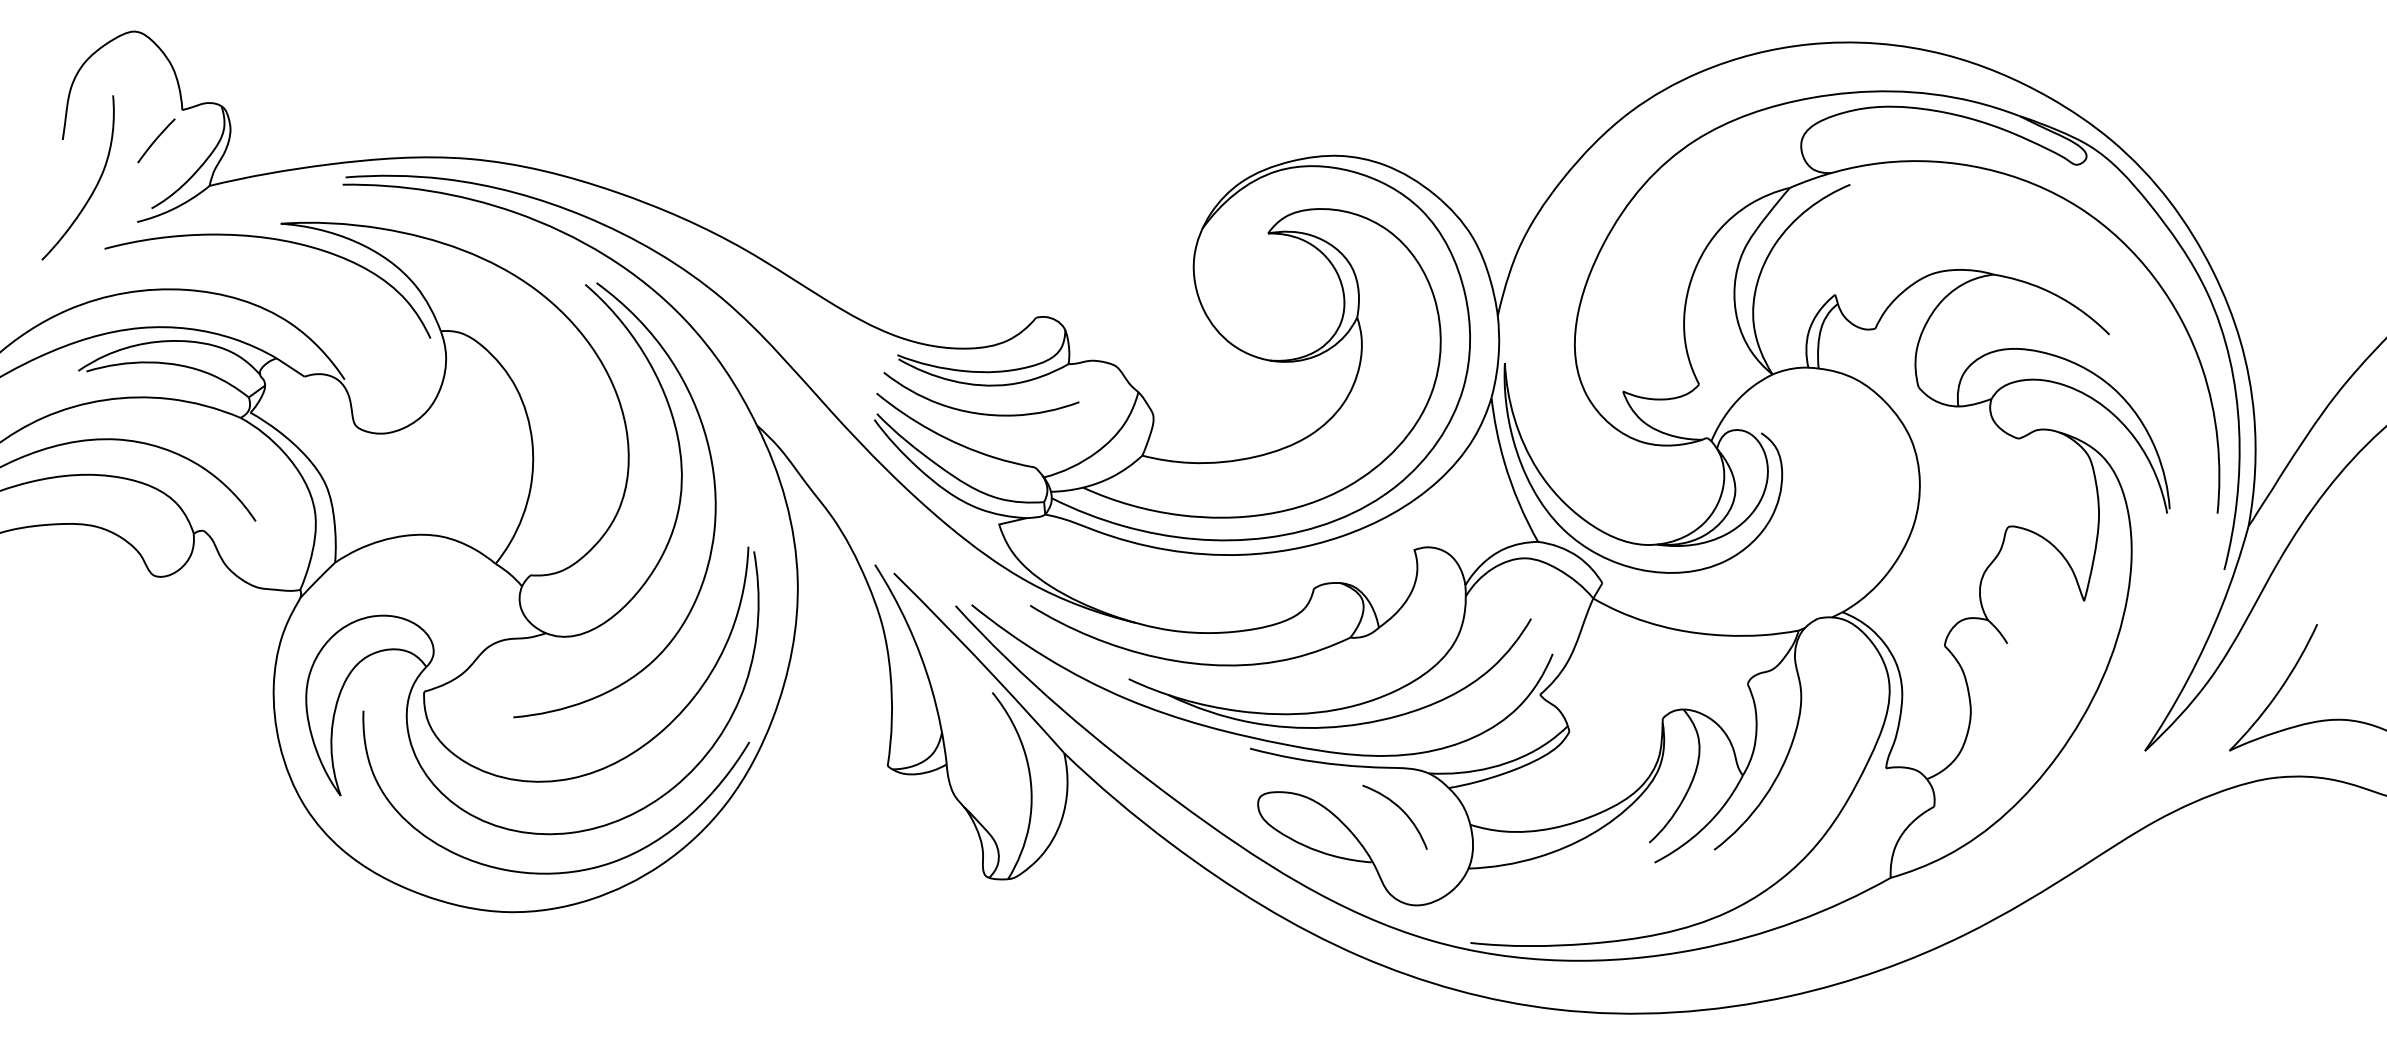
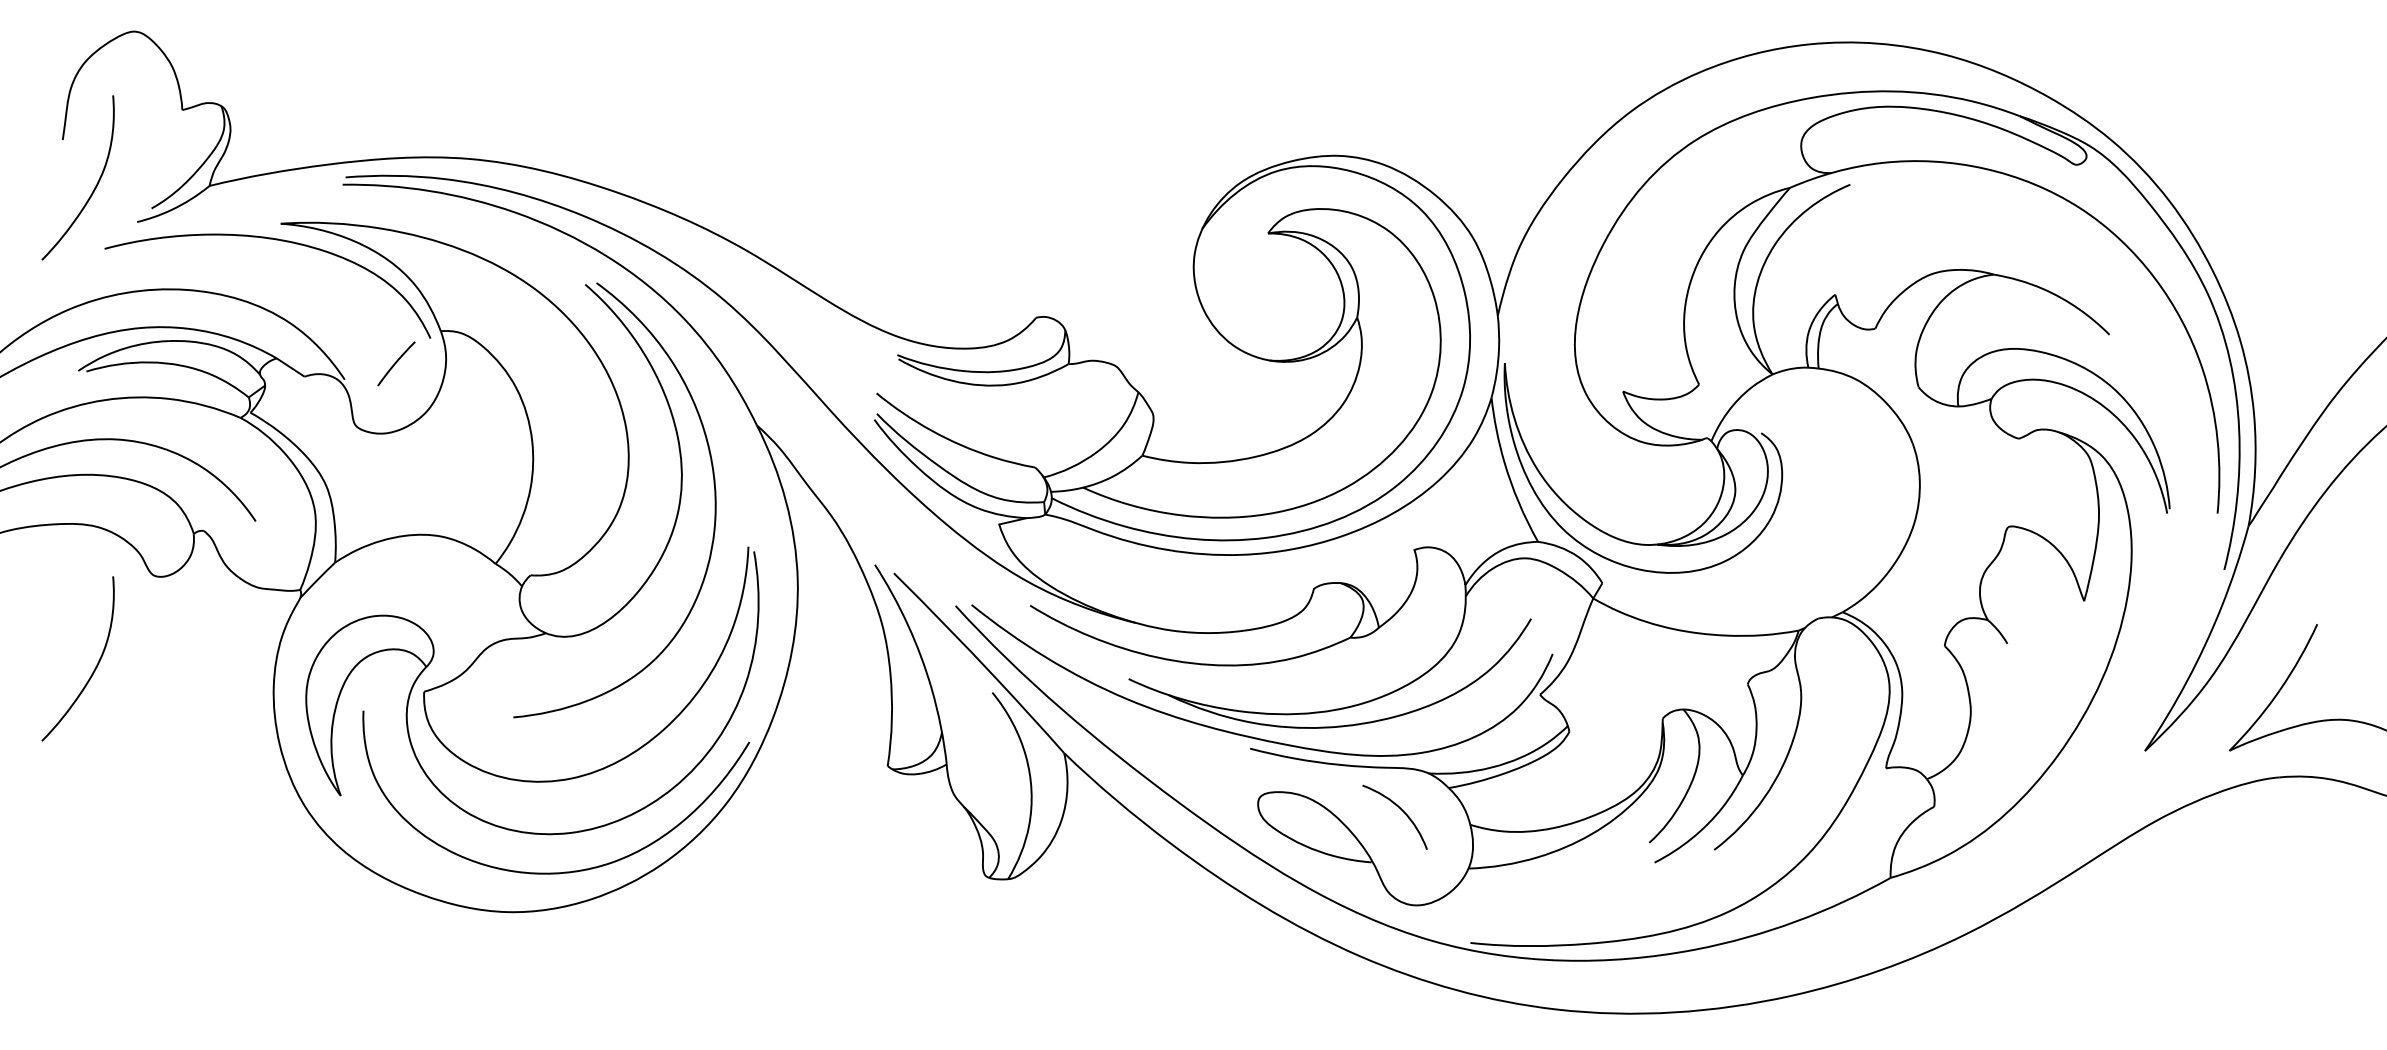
curve position: (156, 140) -> (396, 363) (396, 363)
curve: present -> none (979, 412)
curve: none -> present (95, 666)
